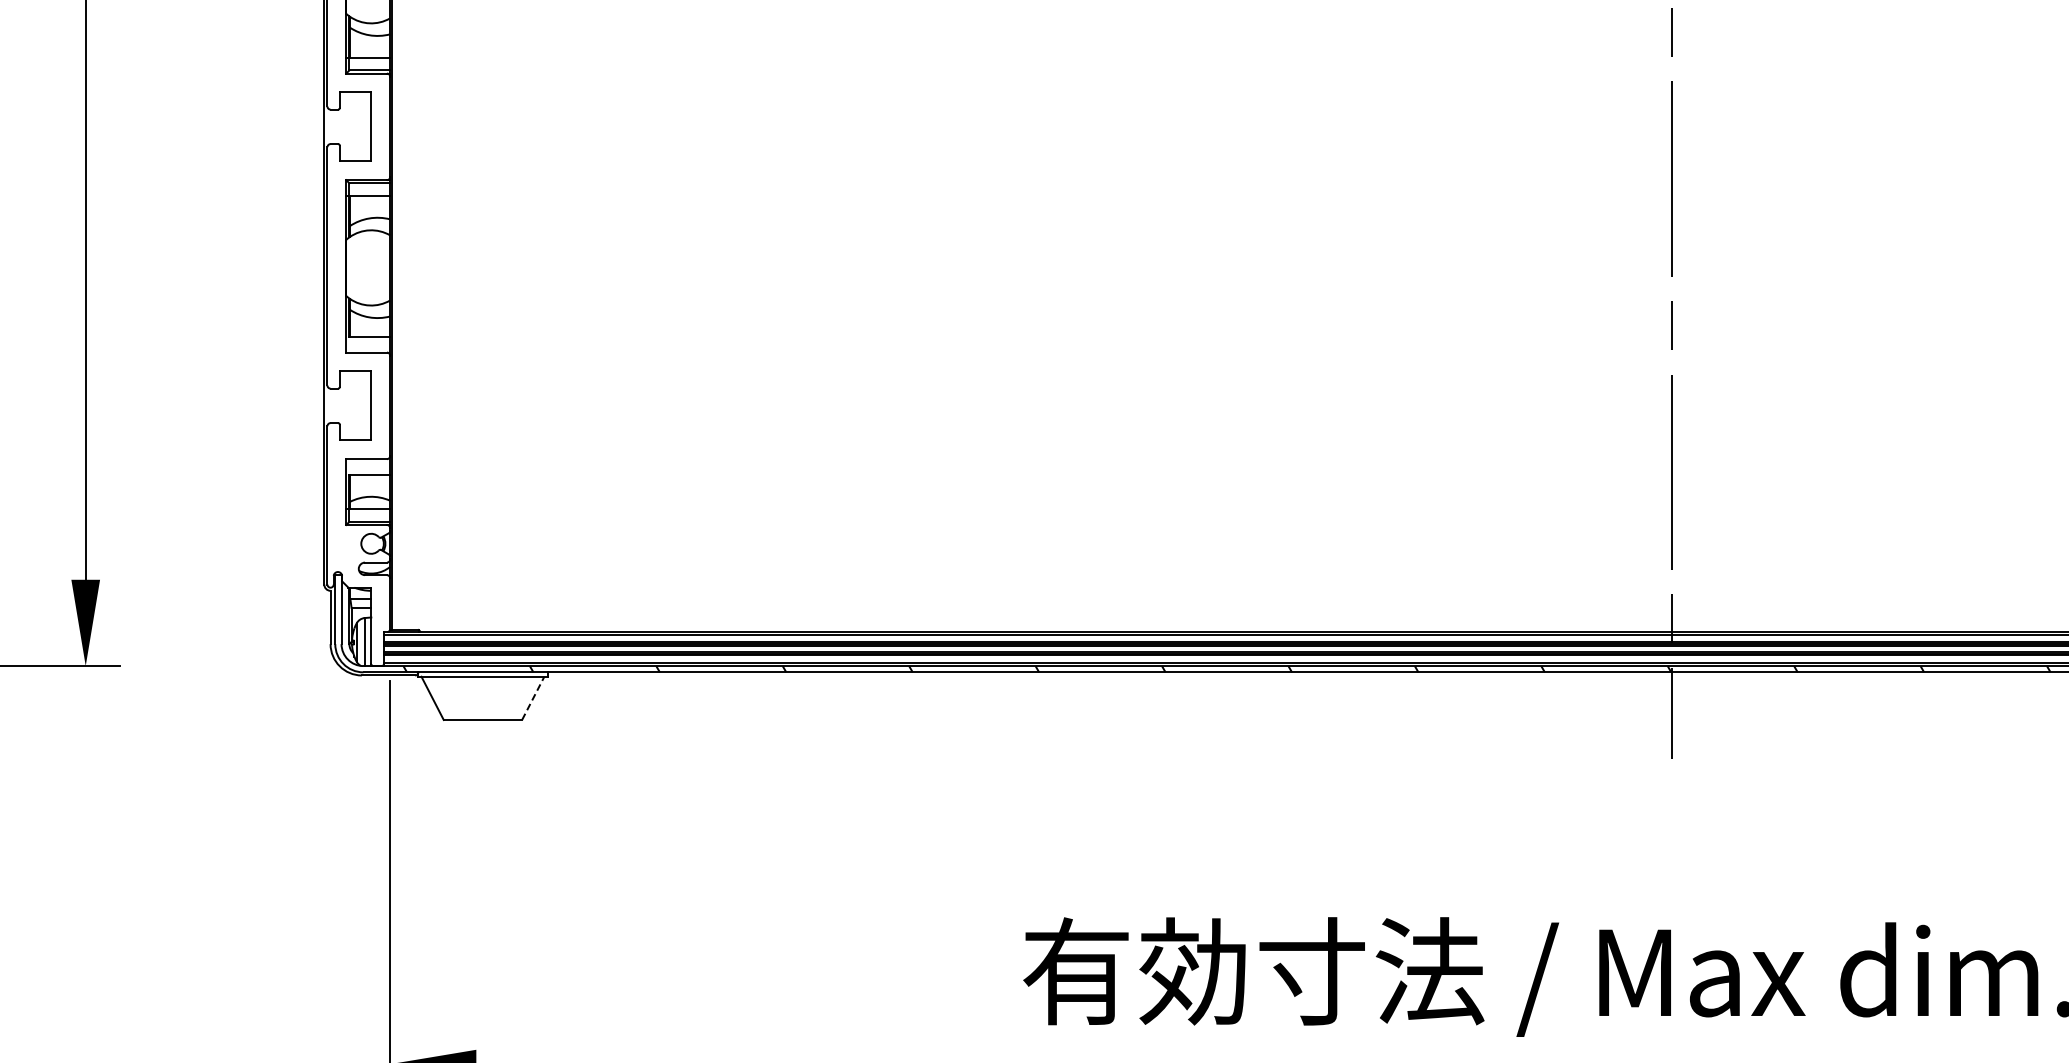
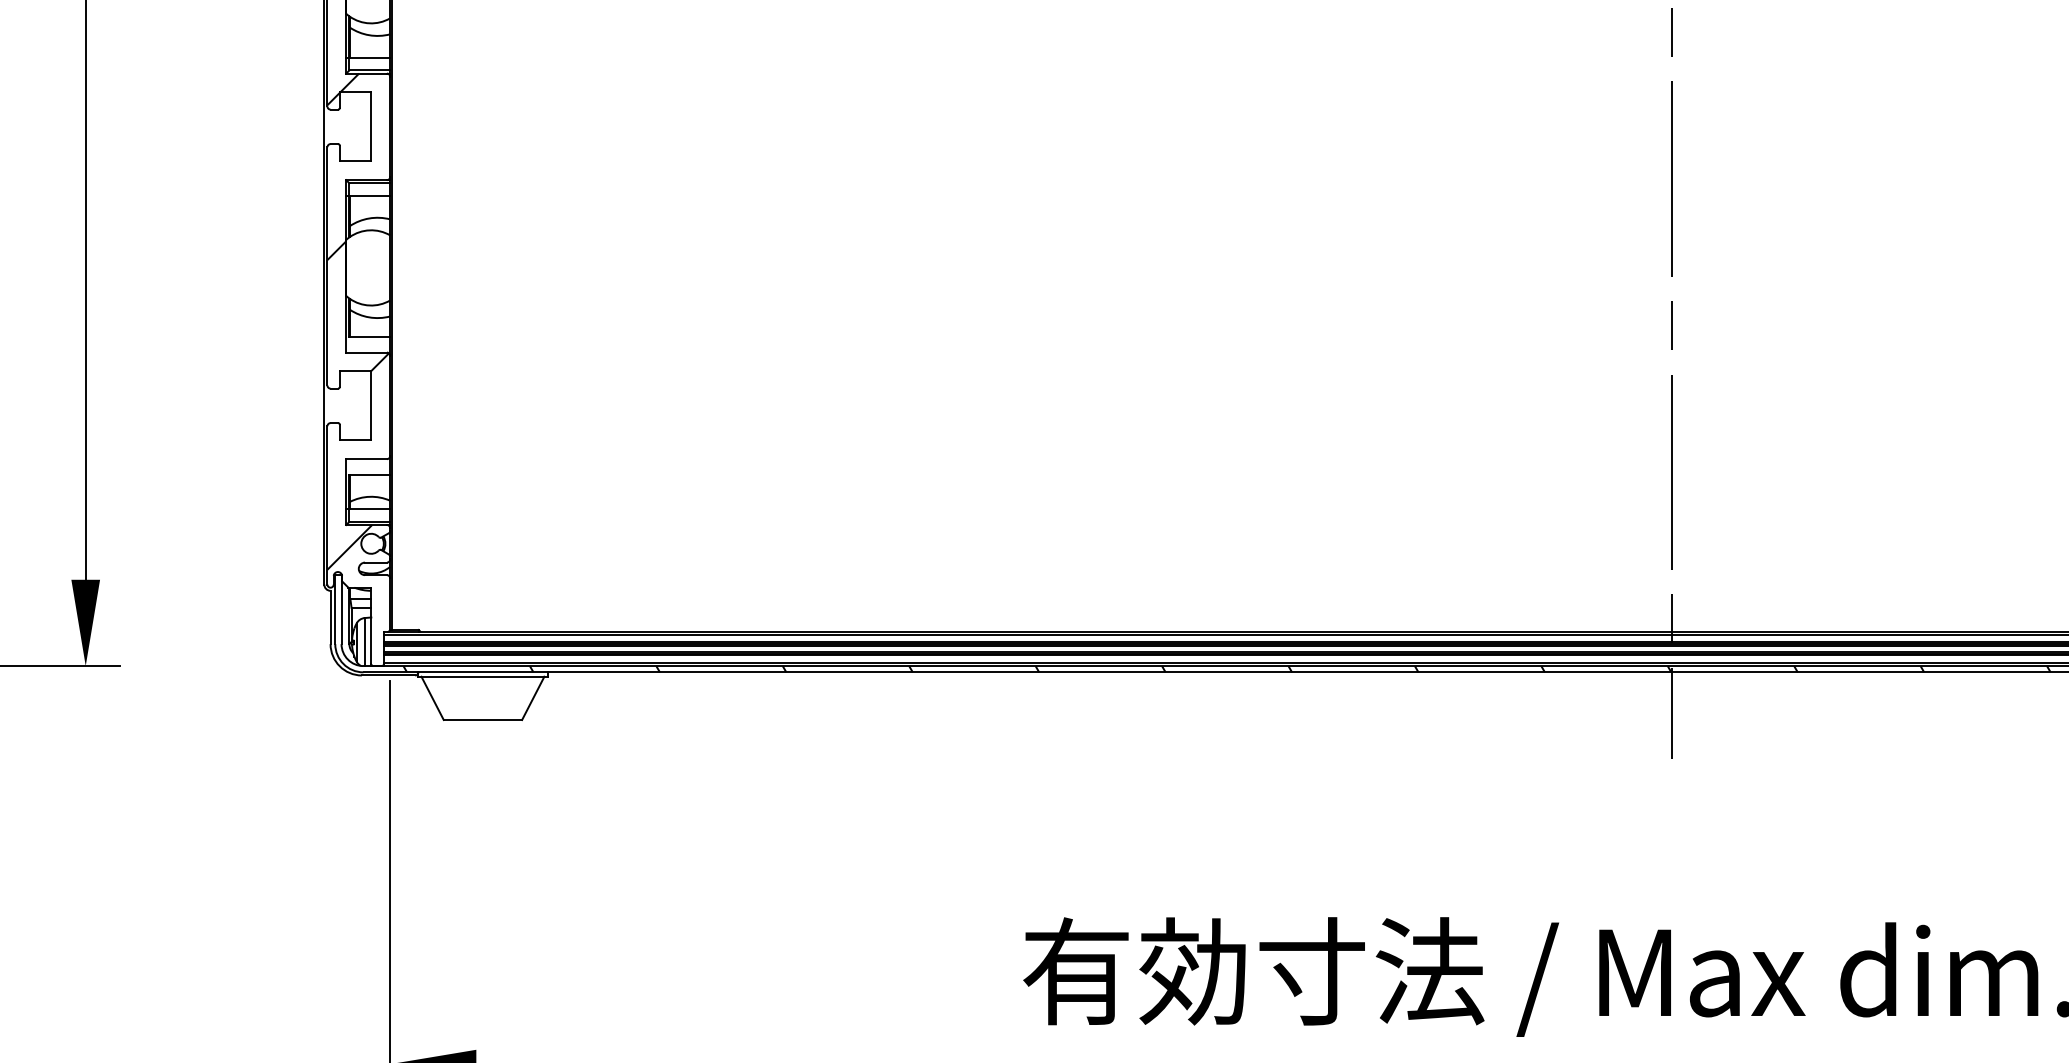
hatch: none -> present (358, 321)
line: dashed -> solid (533, 697)
